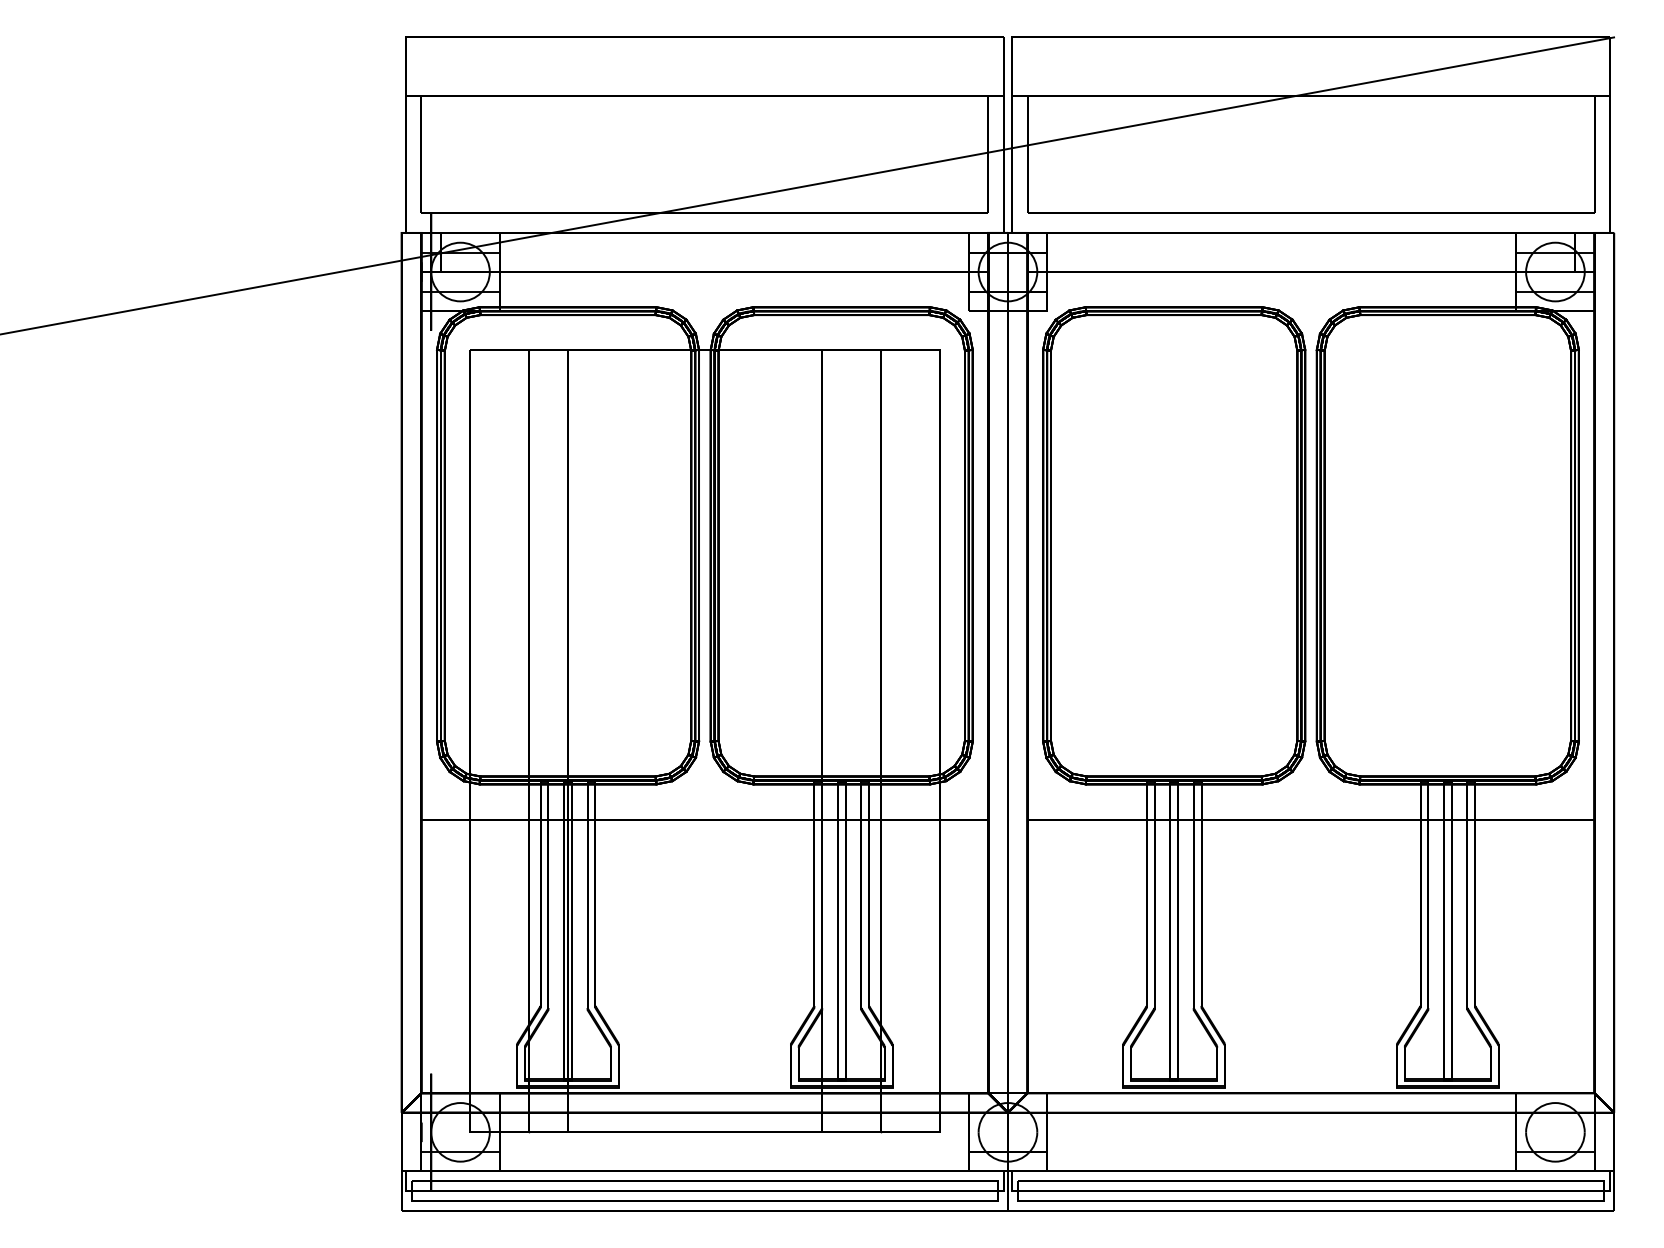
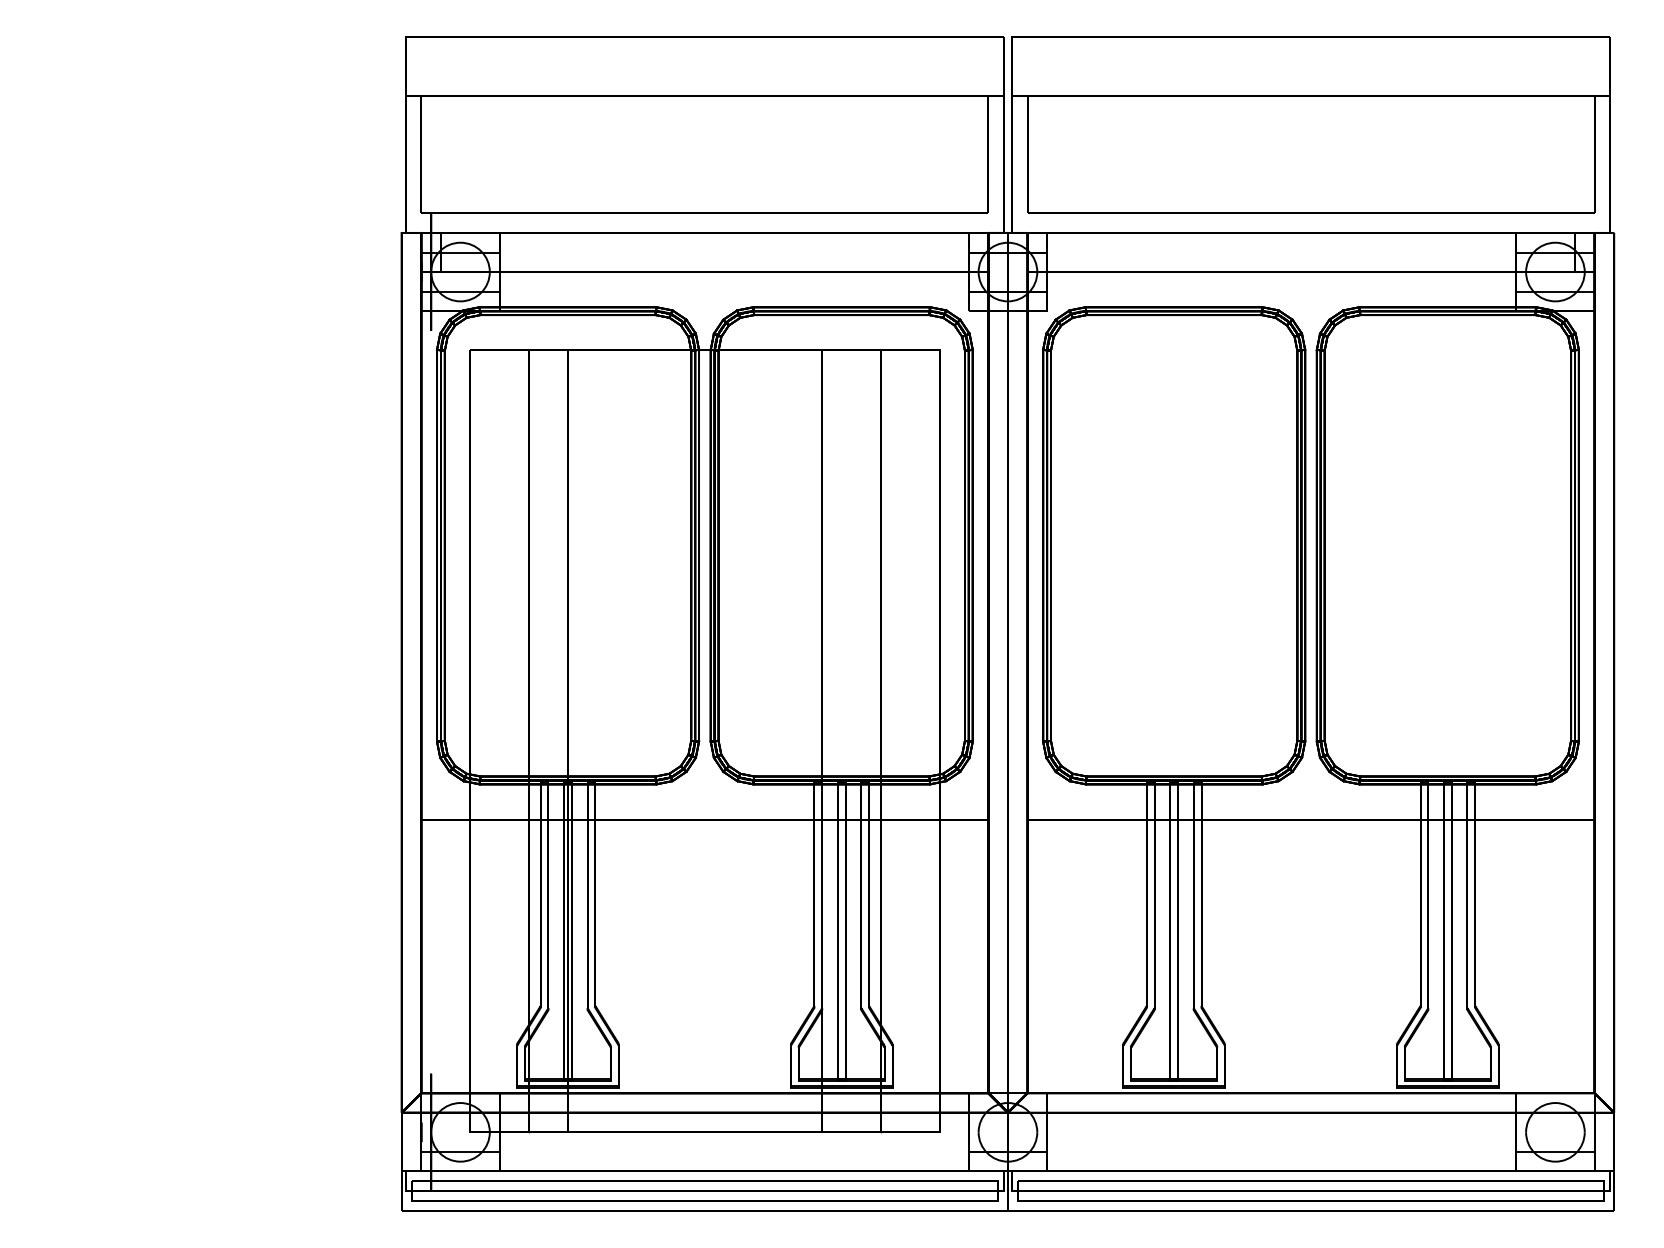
line: present -> none (808, 185)
